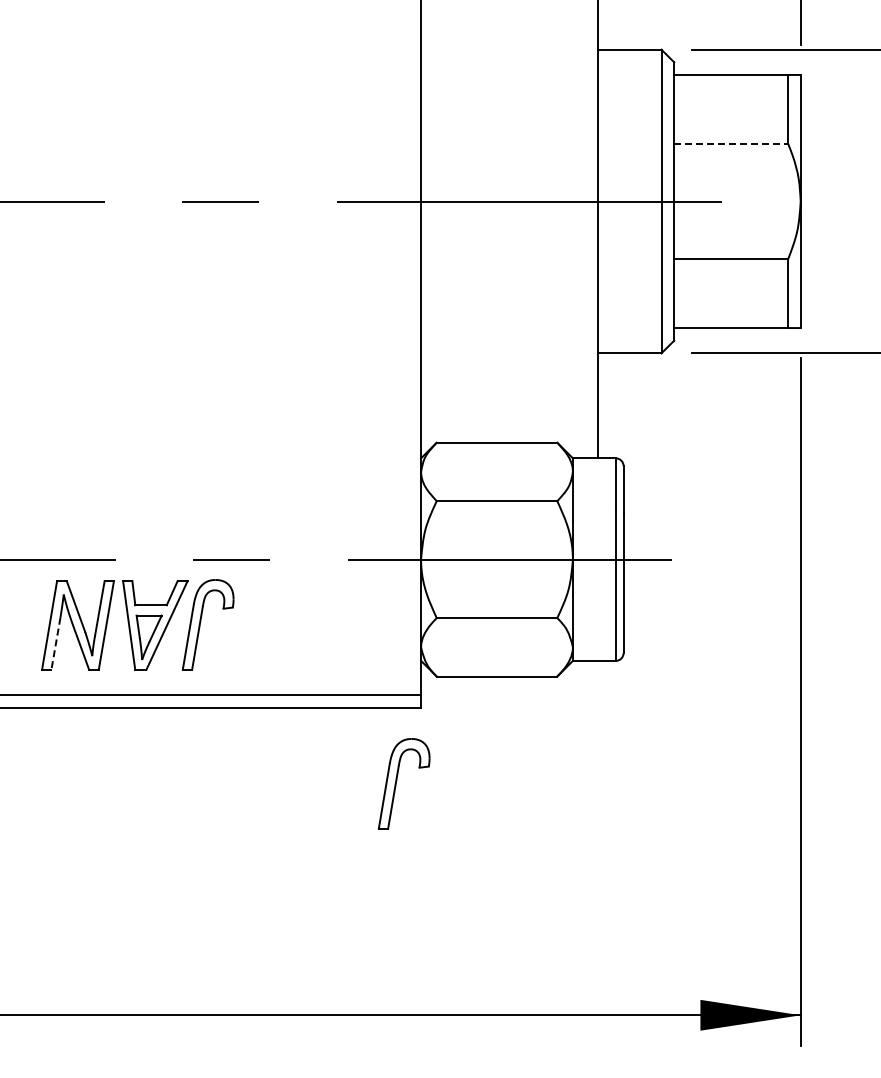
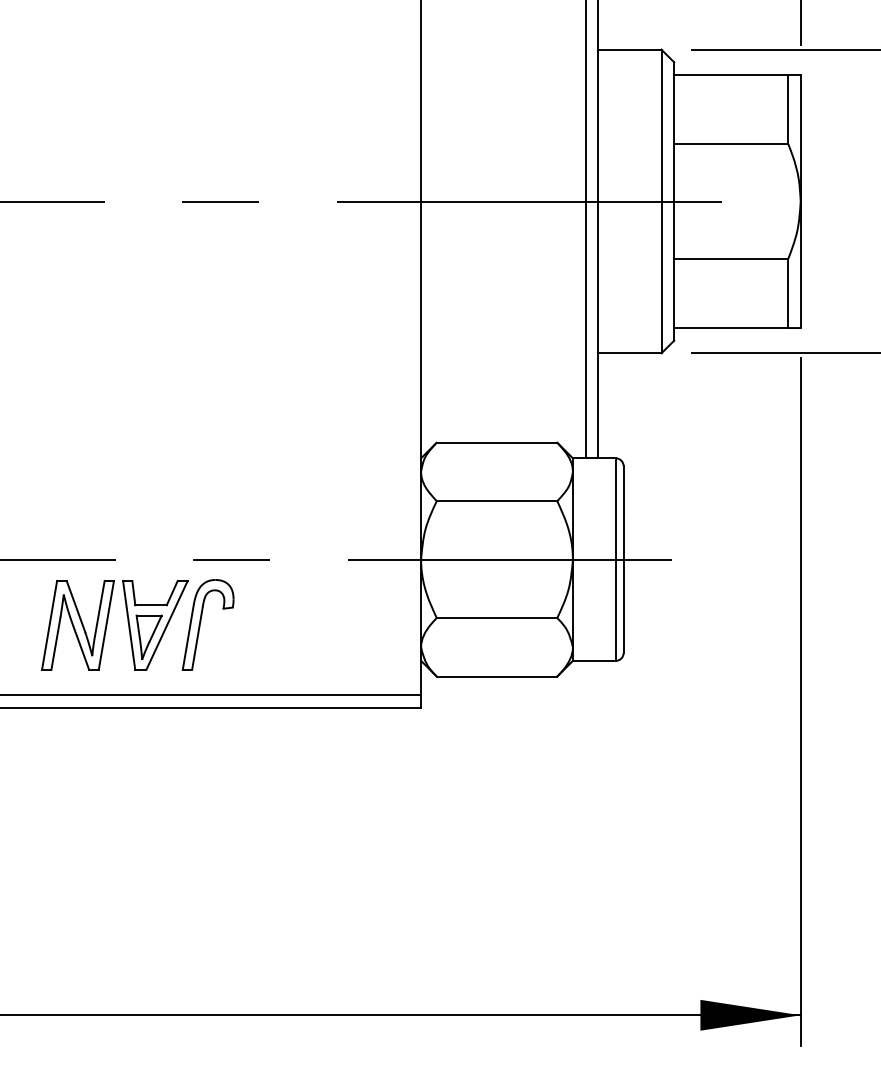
line: dashed -> solid (731, 143)
line: none -> present (585, 230)
line: dashed -> solid (55, 644)
part: present -> none (397, 781)
